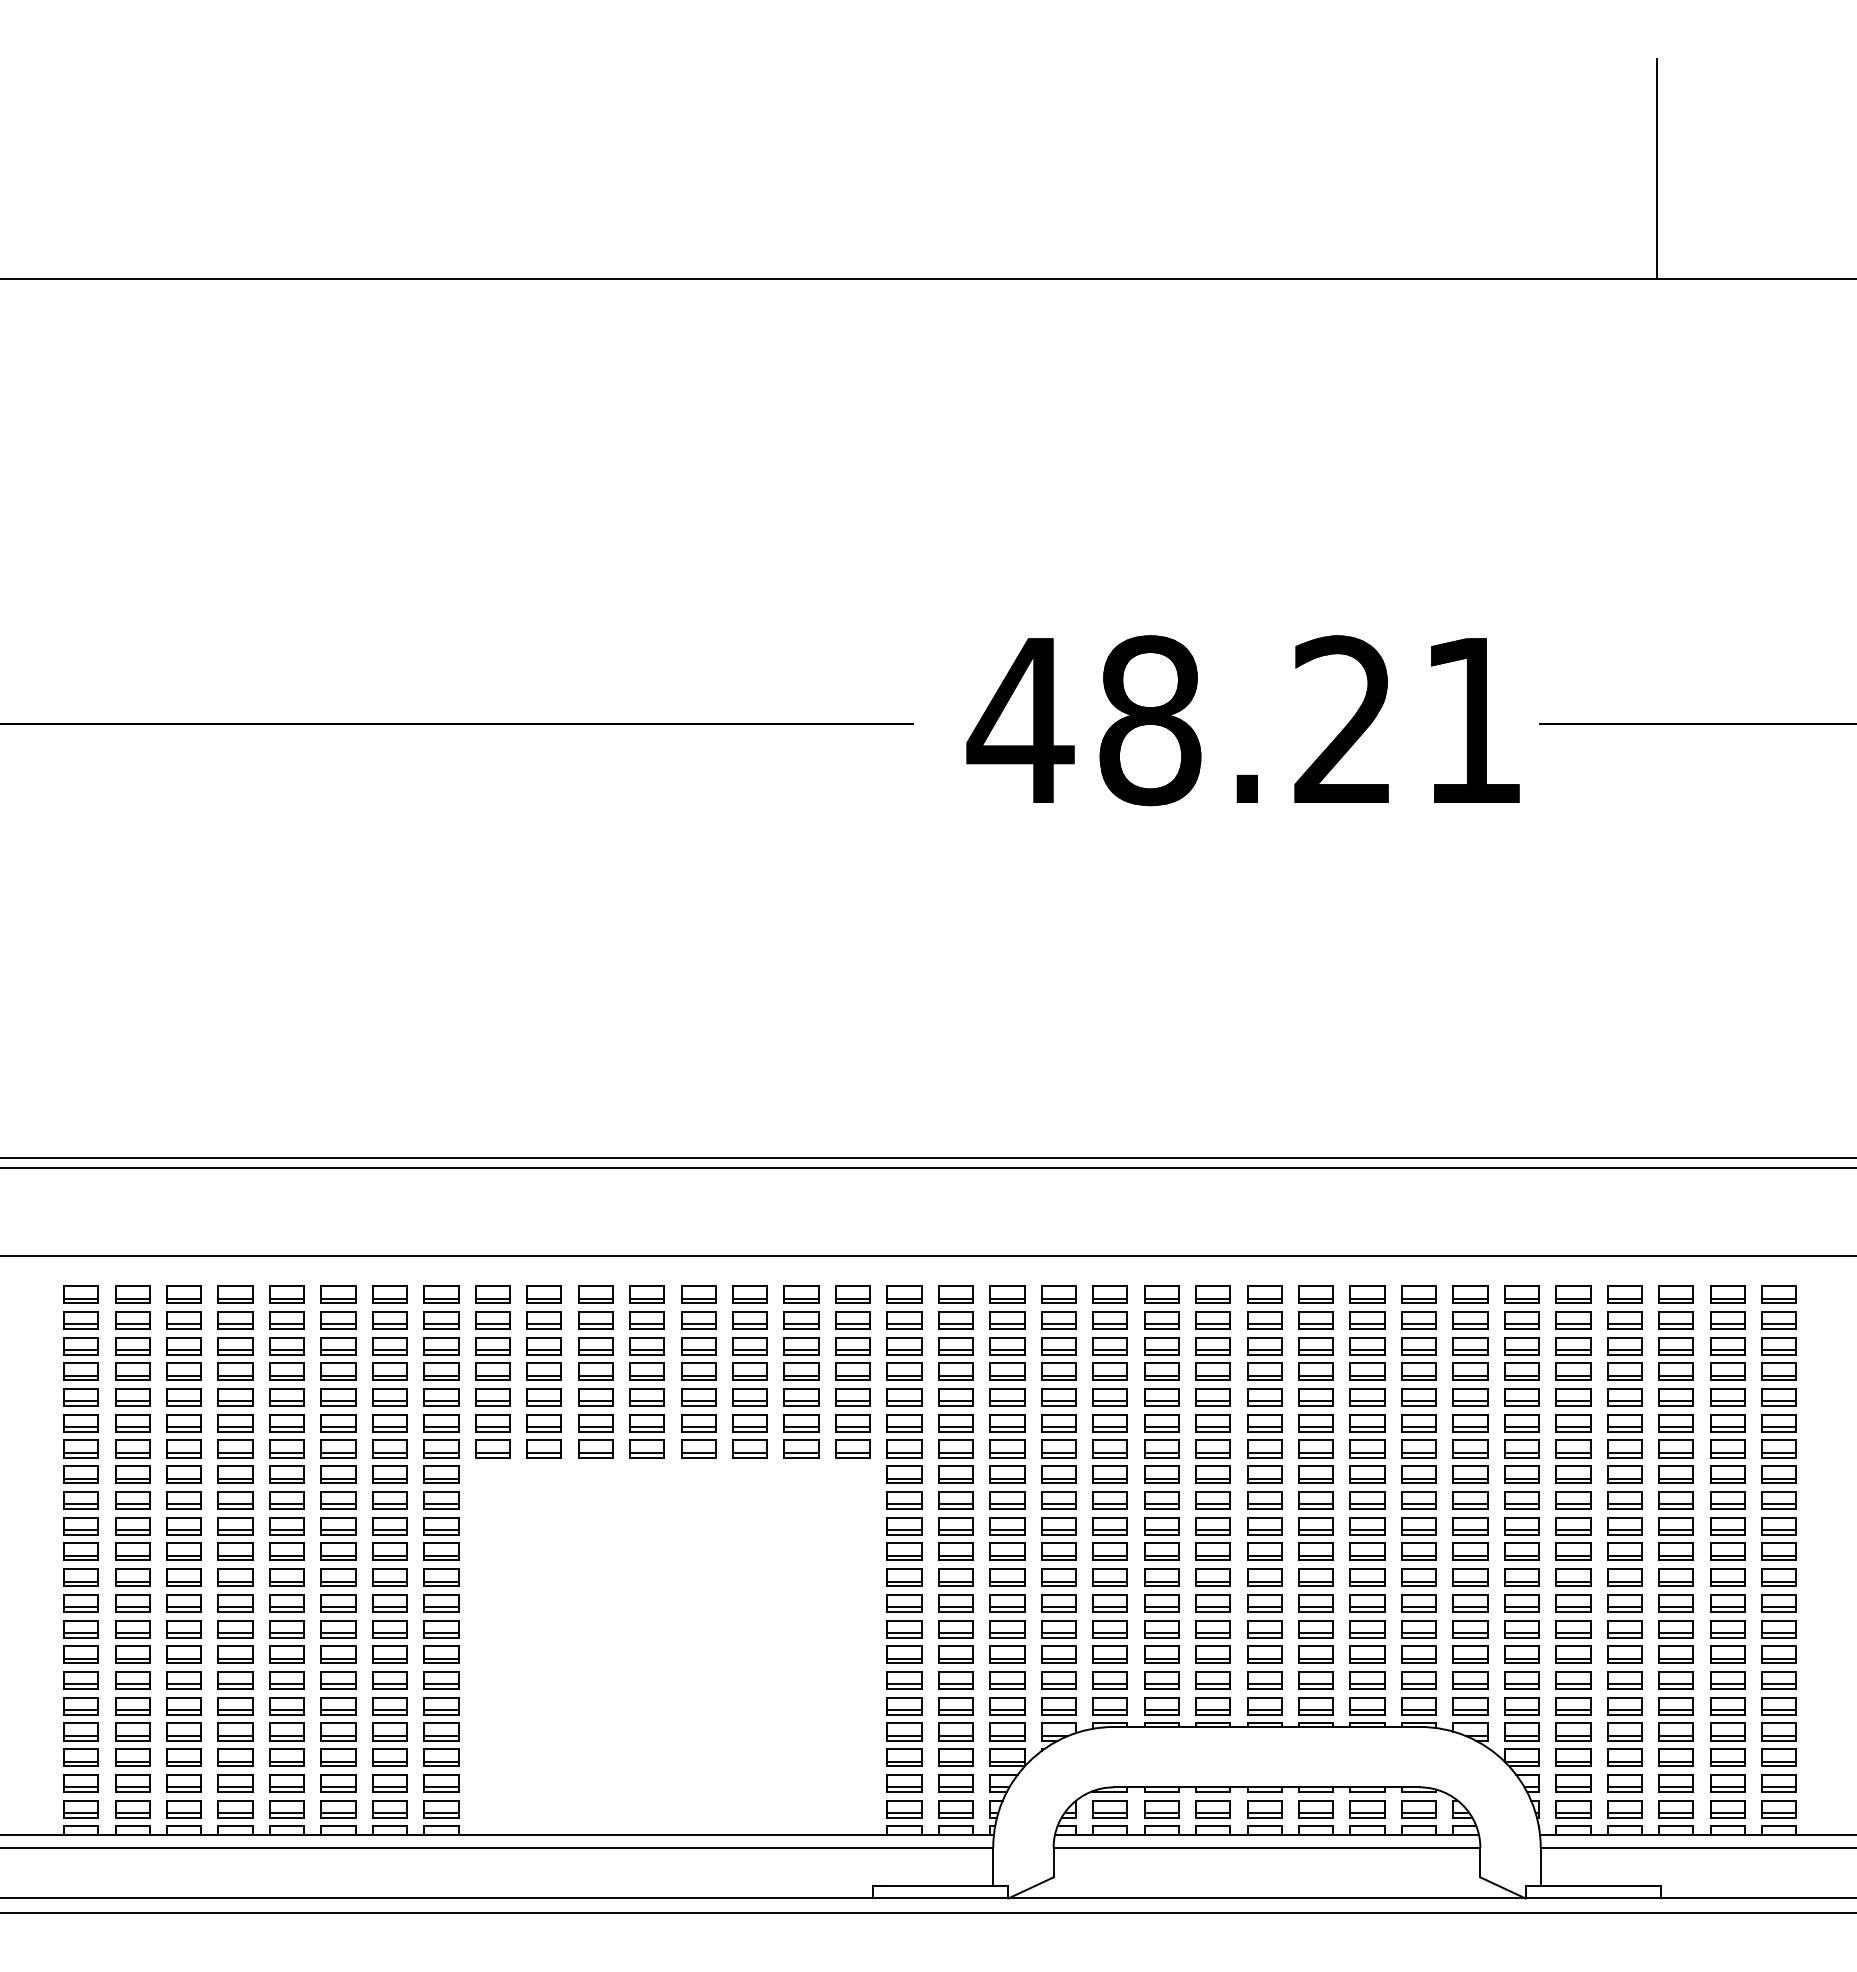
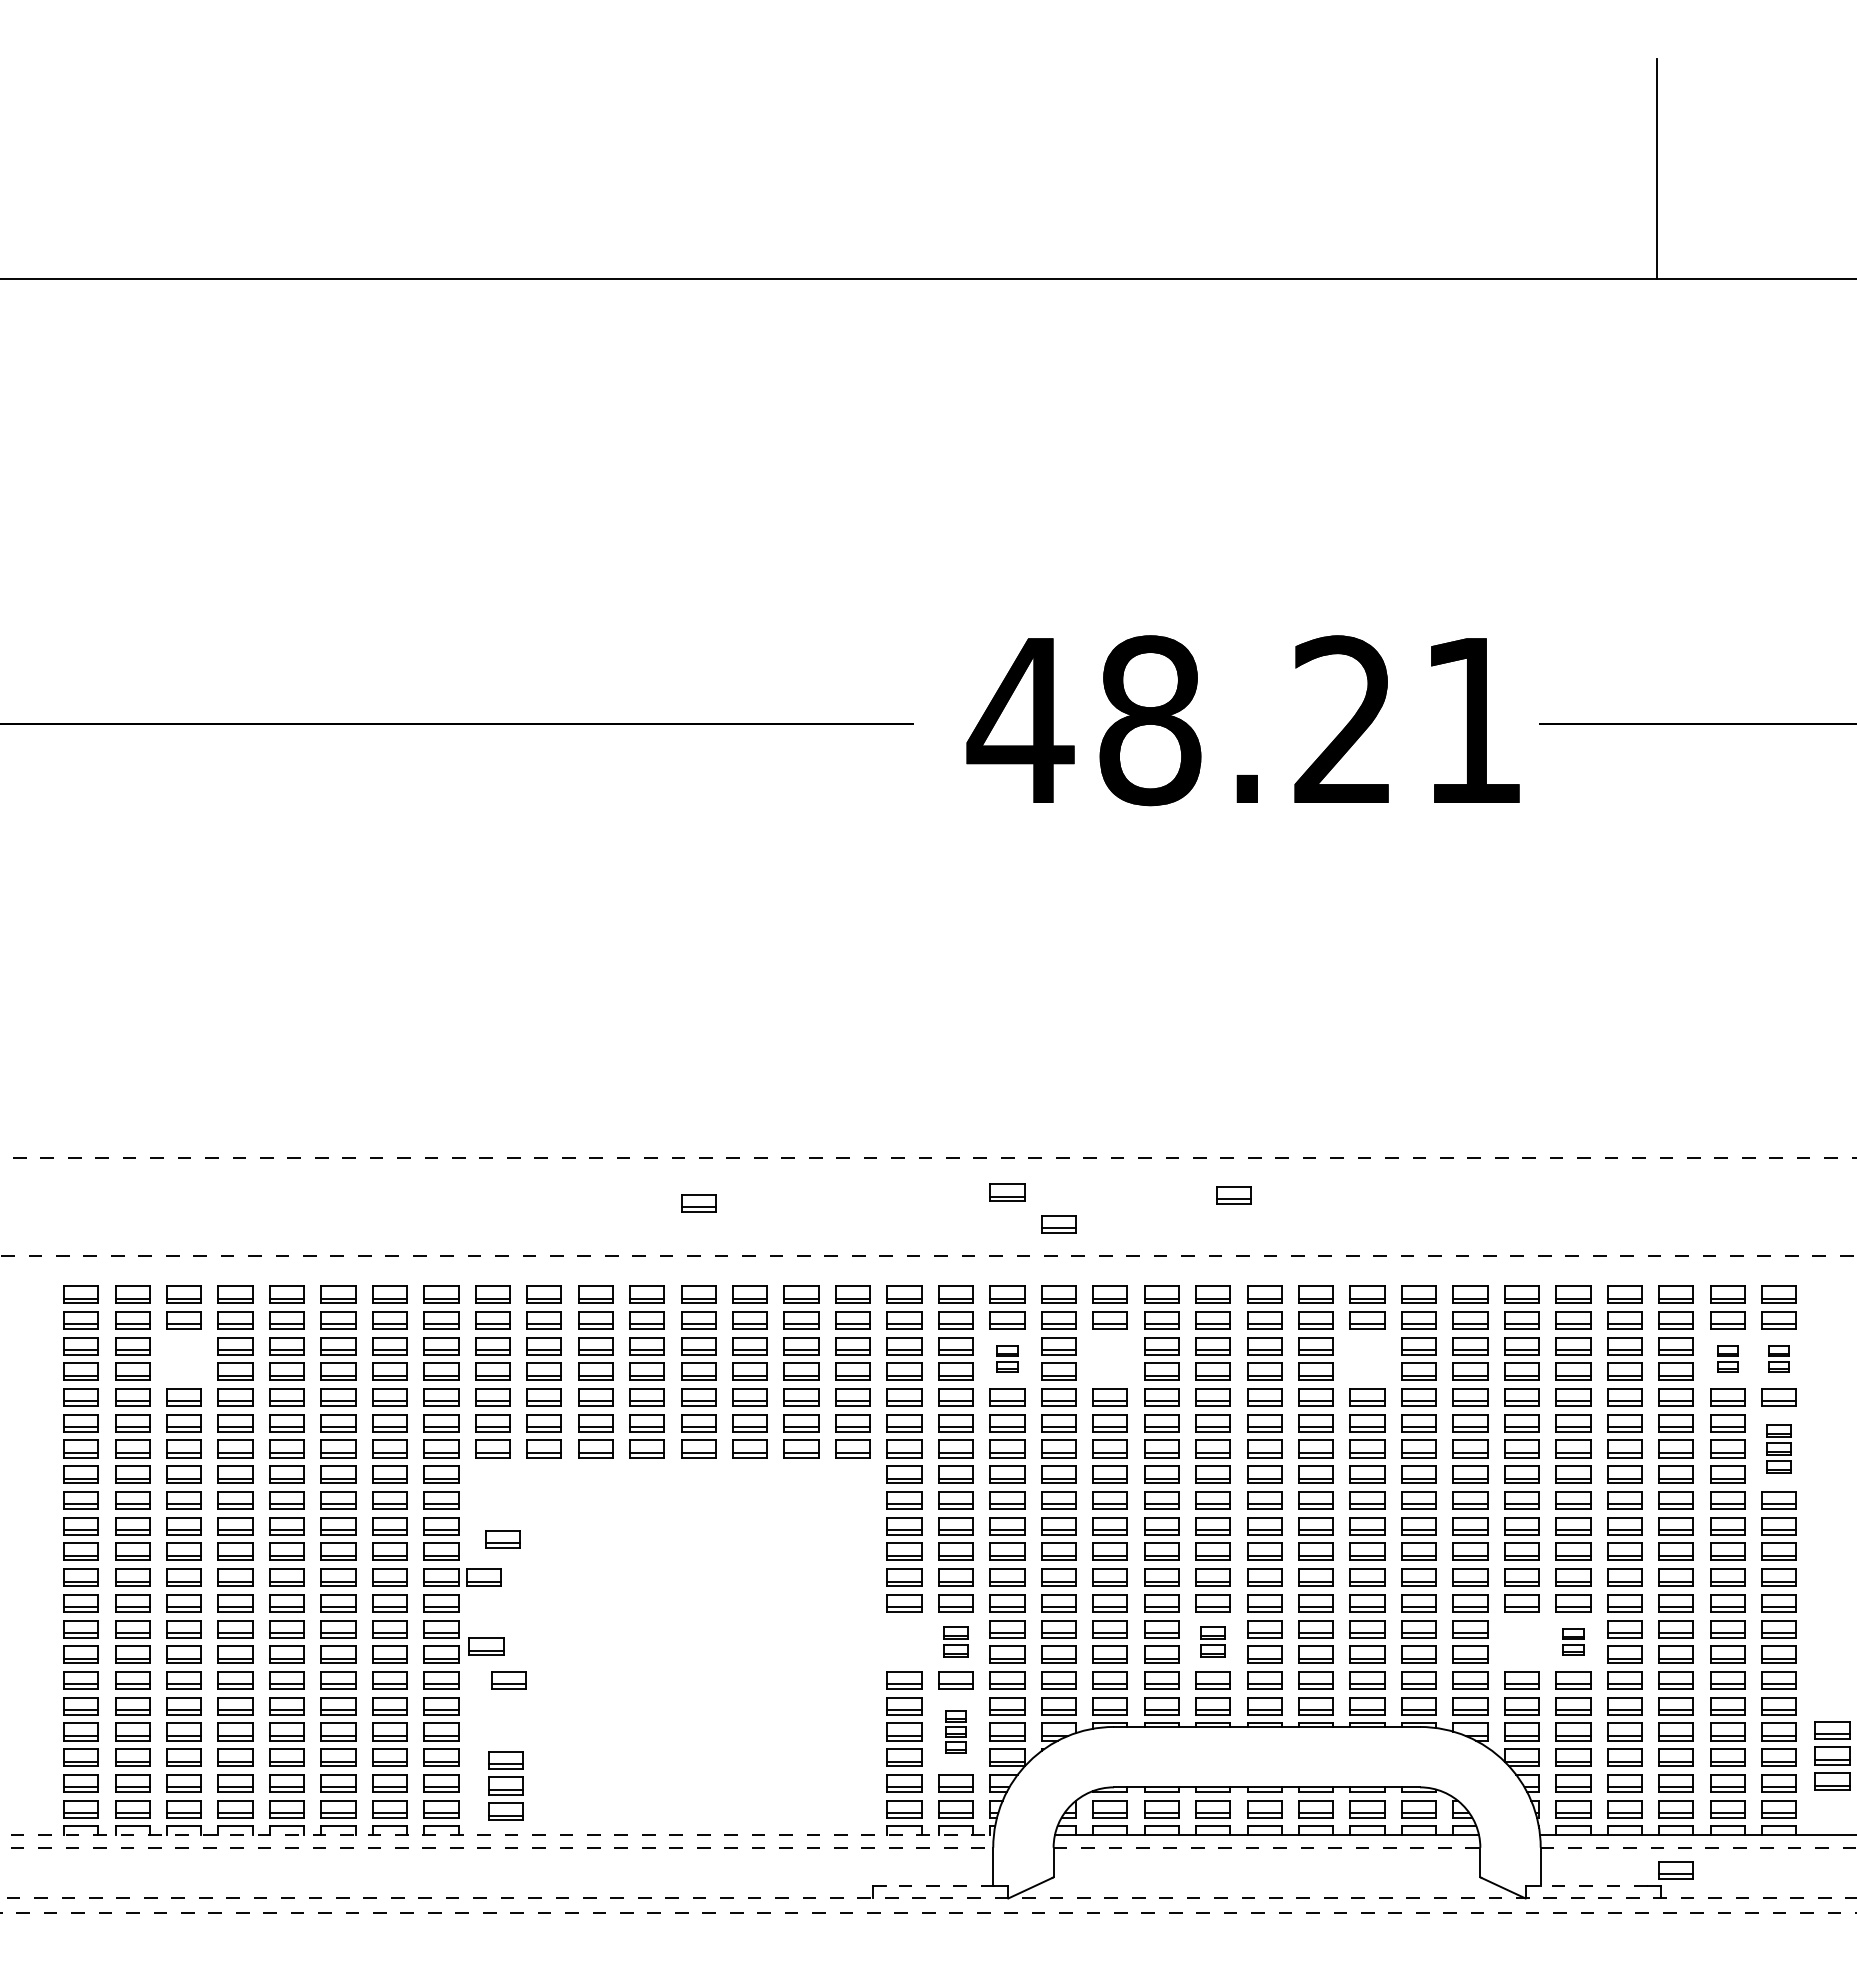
line: solid -> dashed (929, 1158)
line: present -> none (927, 1168)
part: none -> present (1007, 1192)
part: none -> present (1233, 1195)
part: none -> present (698, 1203)
part: none -> present (1058, 1224)
line: solid -> dashed (927, 1255)
part: present -> none (183, 1358)
part size: 37x44 px -> 23x28 px (1007, 1358)
part: present -> none (1109, 1358)
part: present -> none (1367, 1358)
part size: 36x44 px -> 22x28 px (1727, 1358)
part size: 36x44 px -> 22x28 px (1778, 1358)
part size: 36x70 px -> 26x50 px (1778, 1448)
part: none -> present (502, 1539)
part: none -> present (483, 1577)
part: present -> none (904, 1641)
part size: 36x44 px -> 26x32 px (955, 1641)
part size: 36x44 px -> 26x32 px (1212, 1641)
part: present -> none (1521, 1641)
part size: 37x44 px -> 23x28 px (1573, 1641)
part: none -> present (486, 1646)
part: none -> present (508, 1680)
part size: 36x70 px -> 22x44 px (955, 1731)
part: none -> present (1832, 1755)
part: none -> present (505, 1785)
line: solid -> dashed (497, 1835)
line: solid -> dashed (497, 1847)
line: solid -> dashed (1267, 1847)
line: solid -> dashed (1698, 1847)
part: none -> present (1675, 1870)
line: solid -> dashed (939, 1886)
line: solid -> dashed (1593, 1886)
line: solid -> dashed (928, 1898)
line: solid -> dashed (929, 1912)
